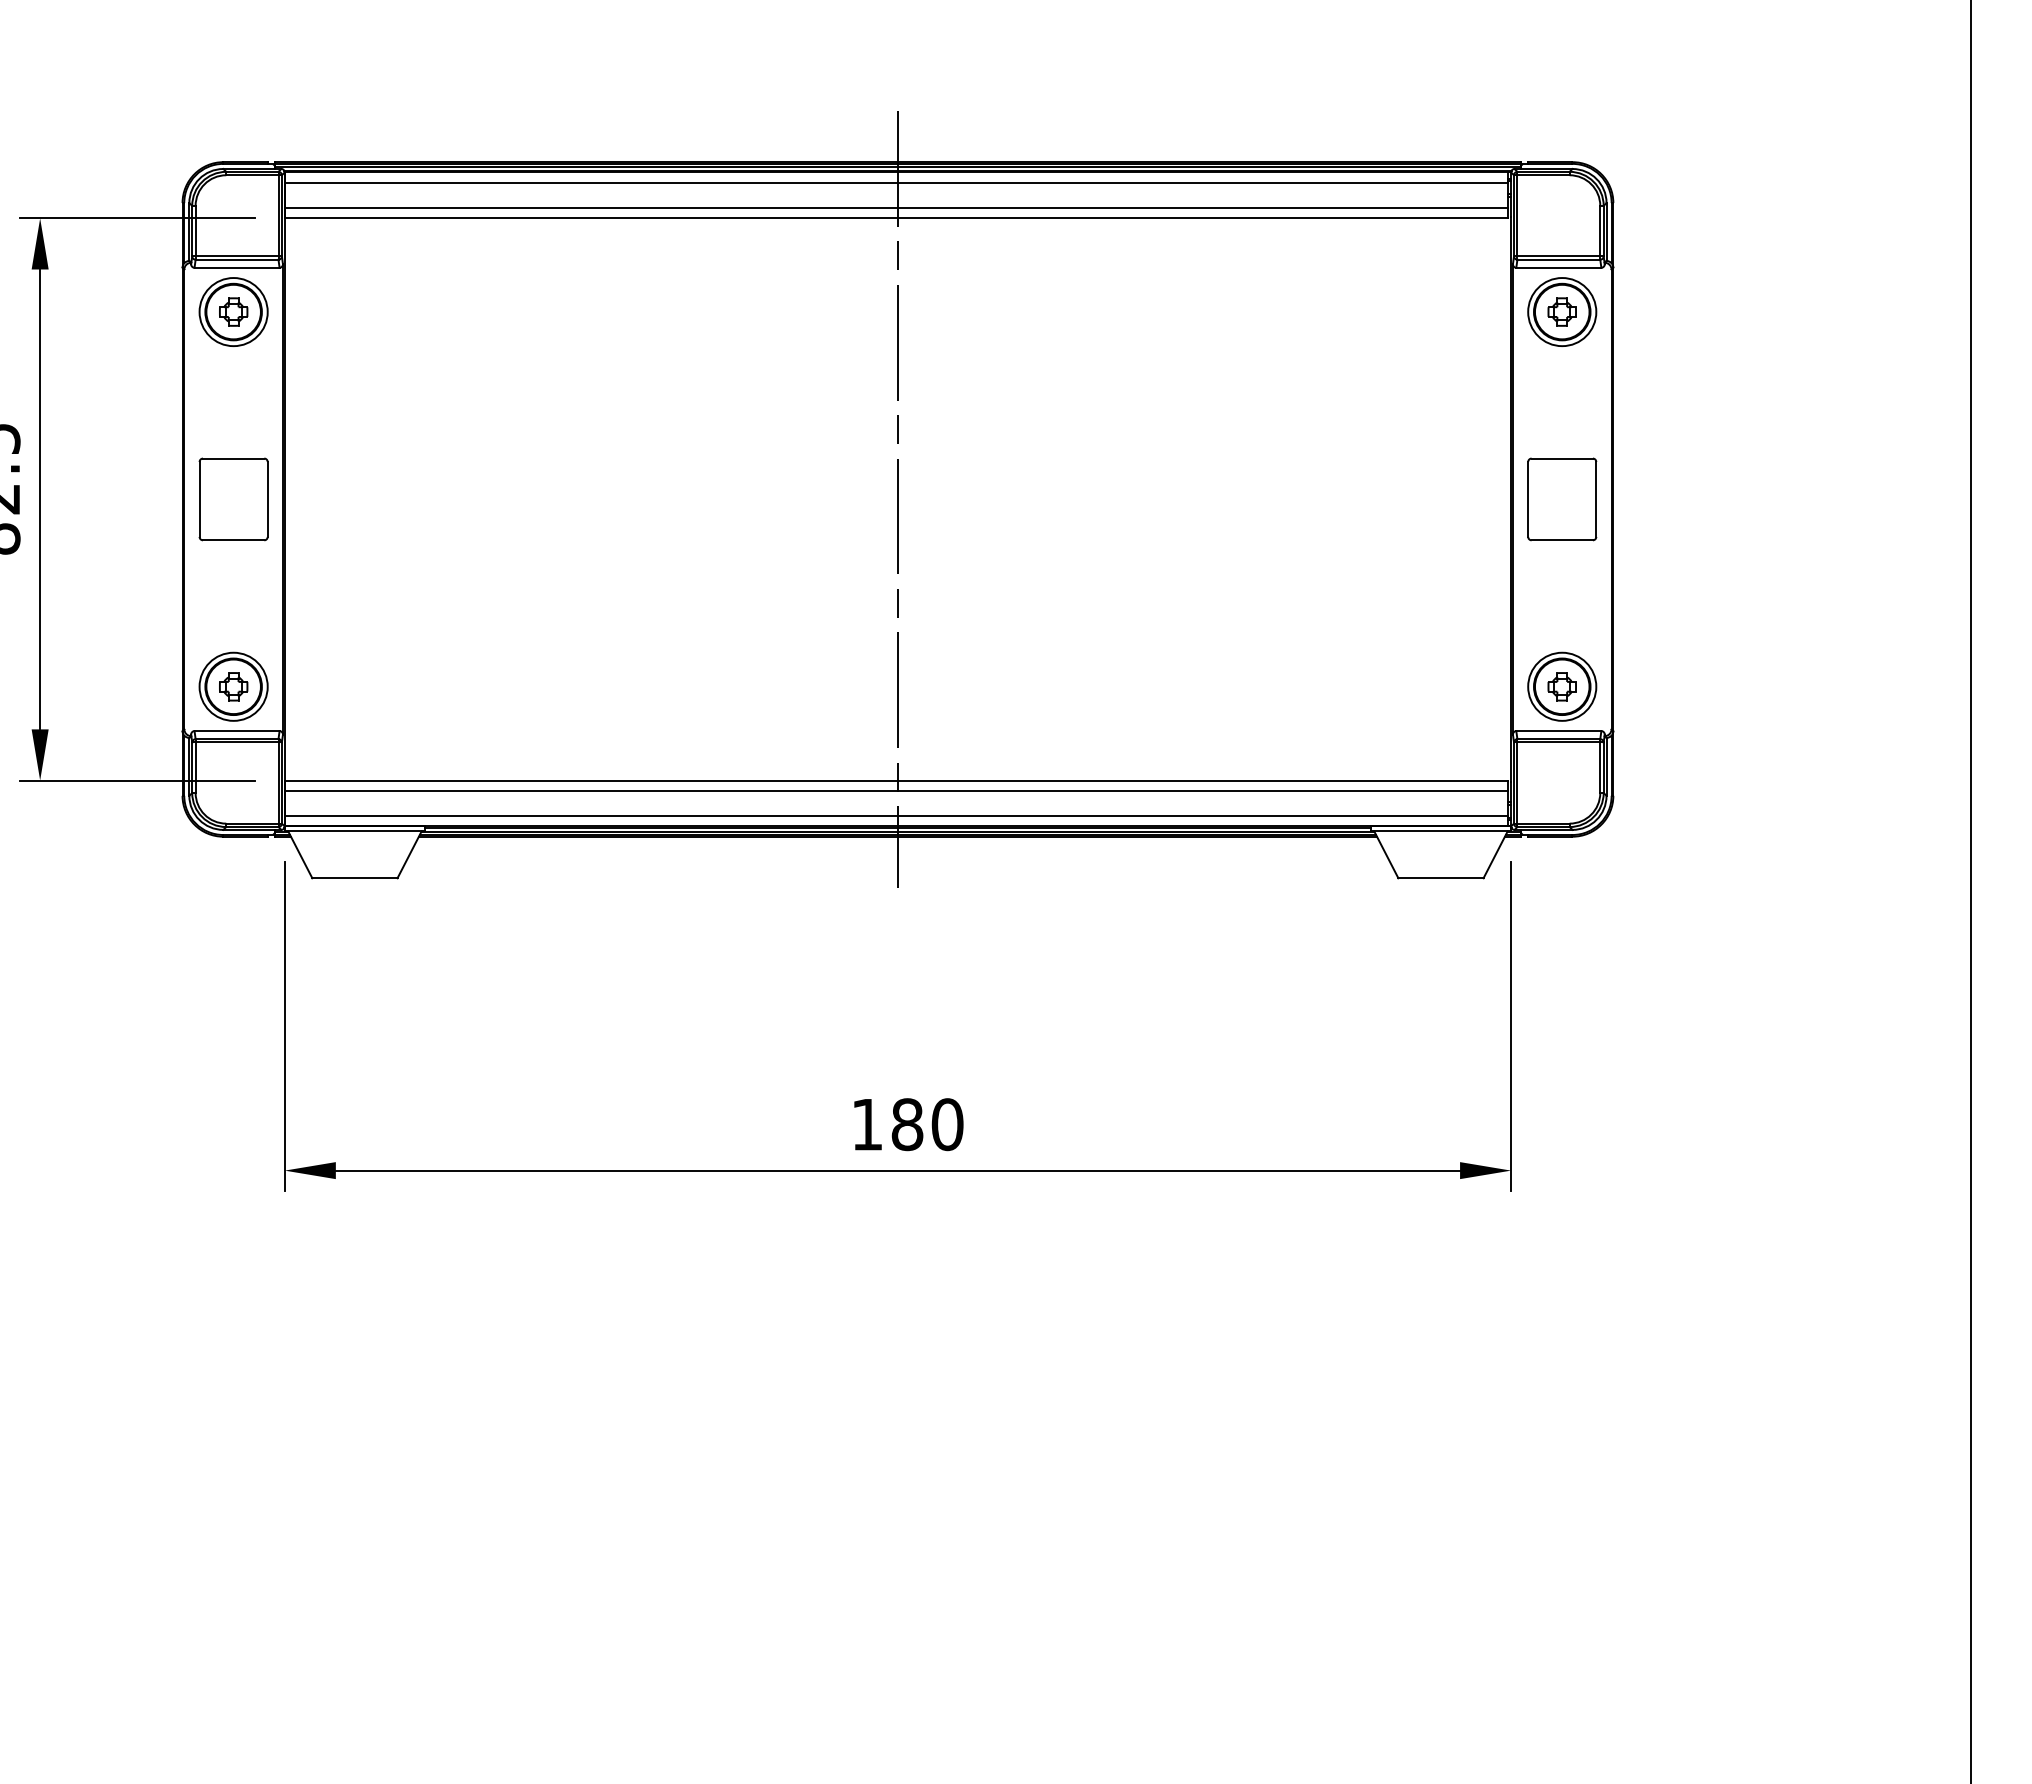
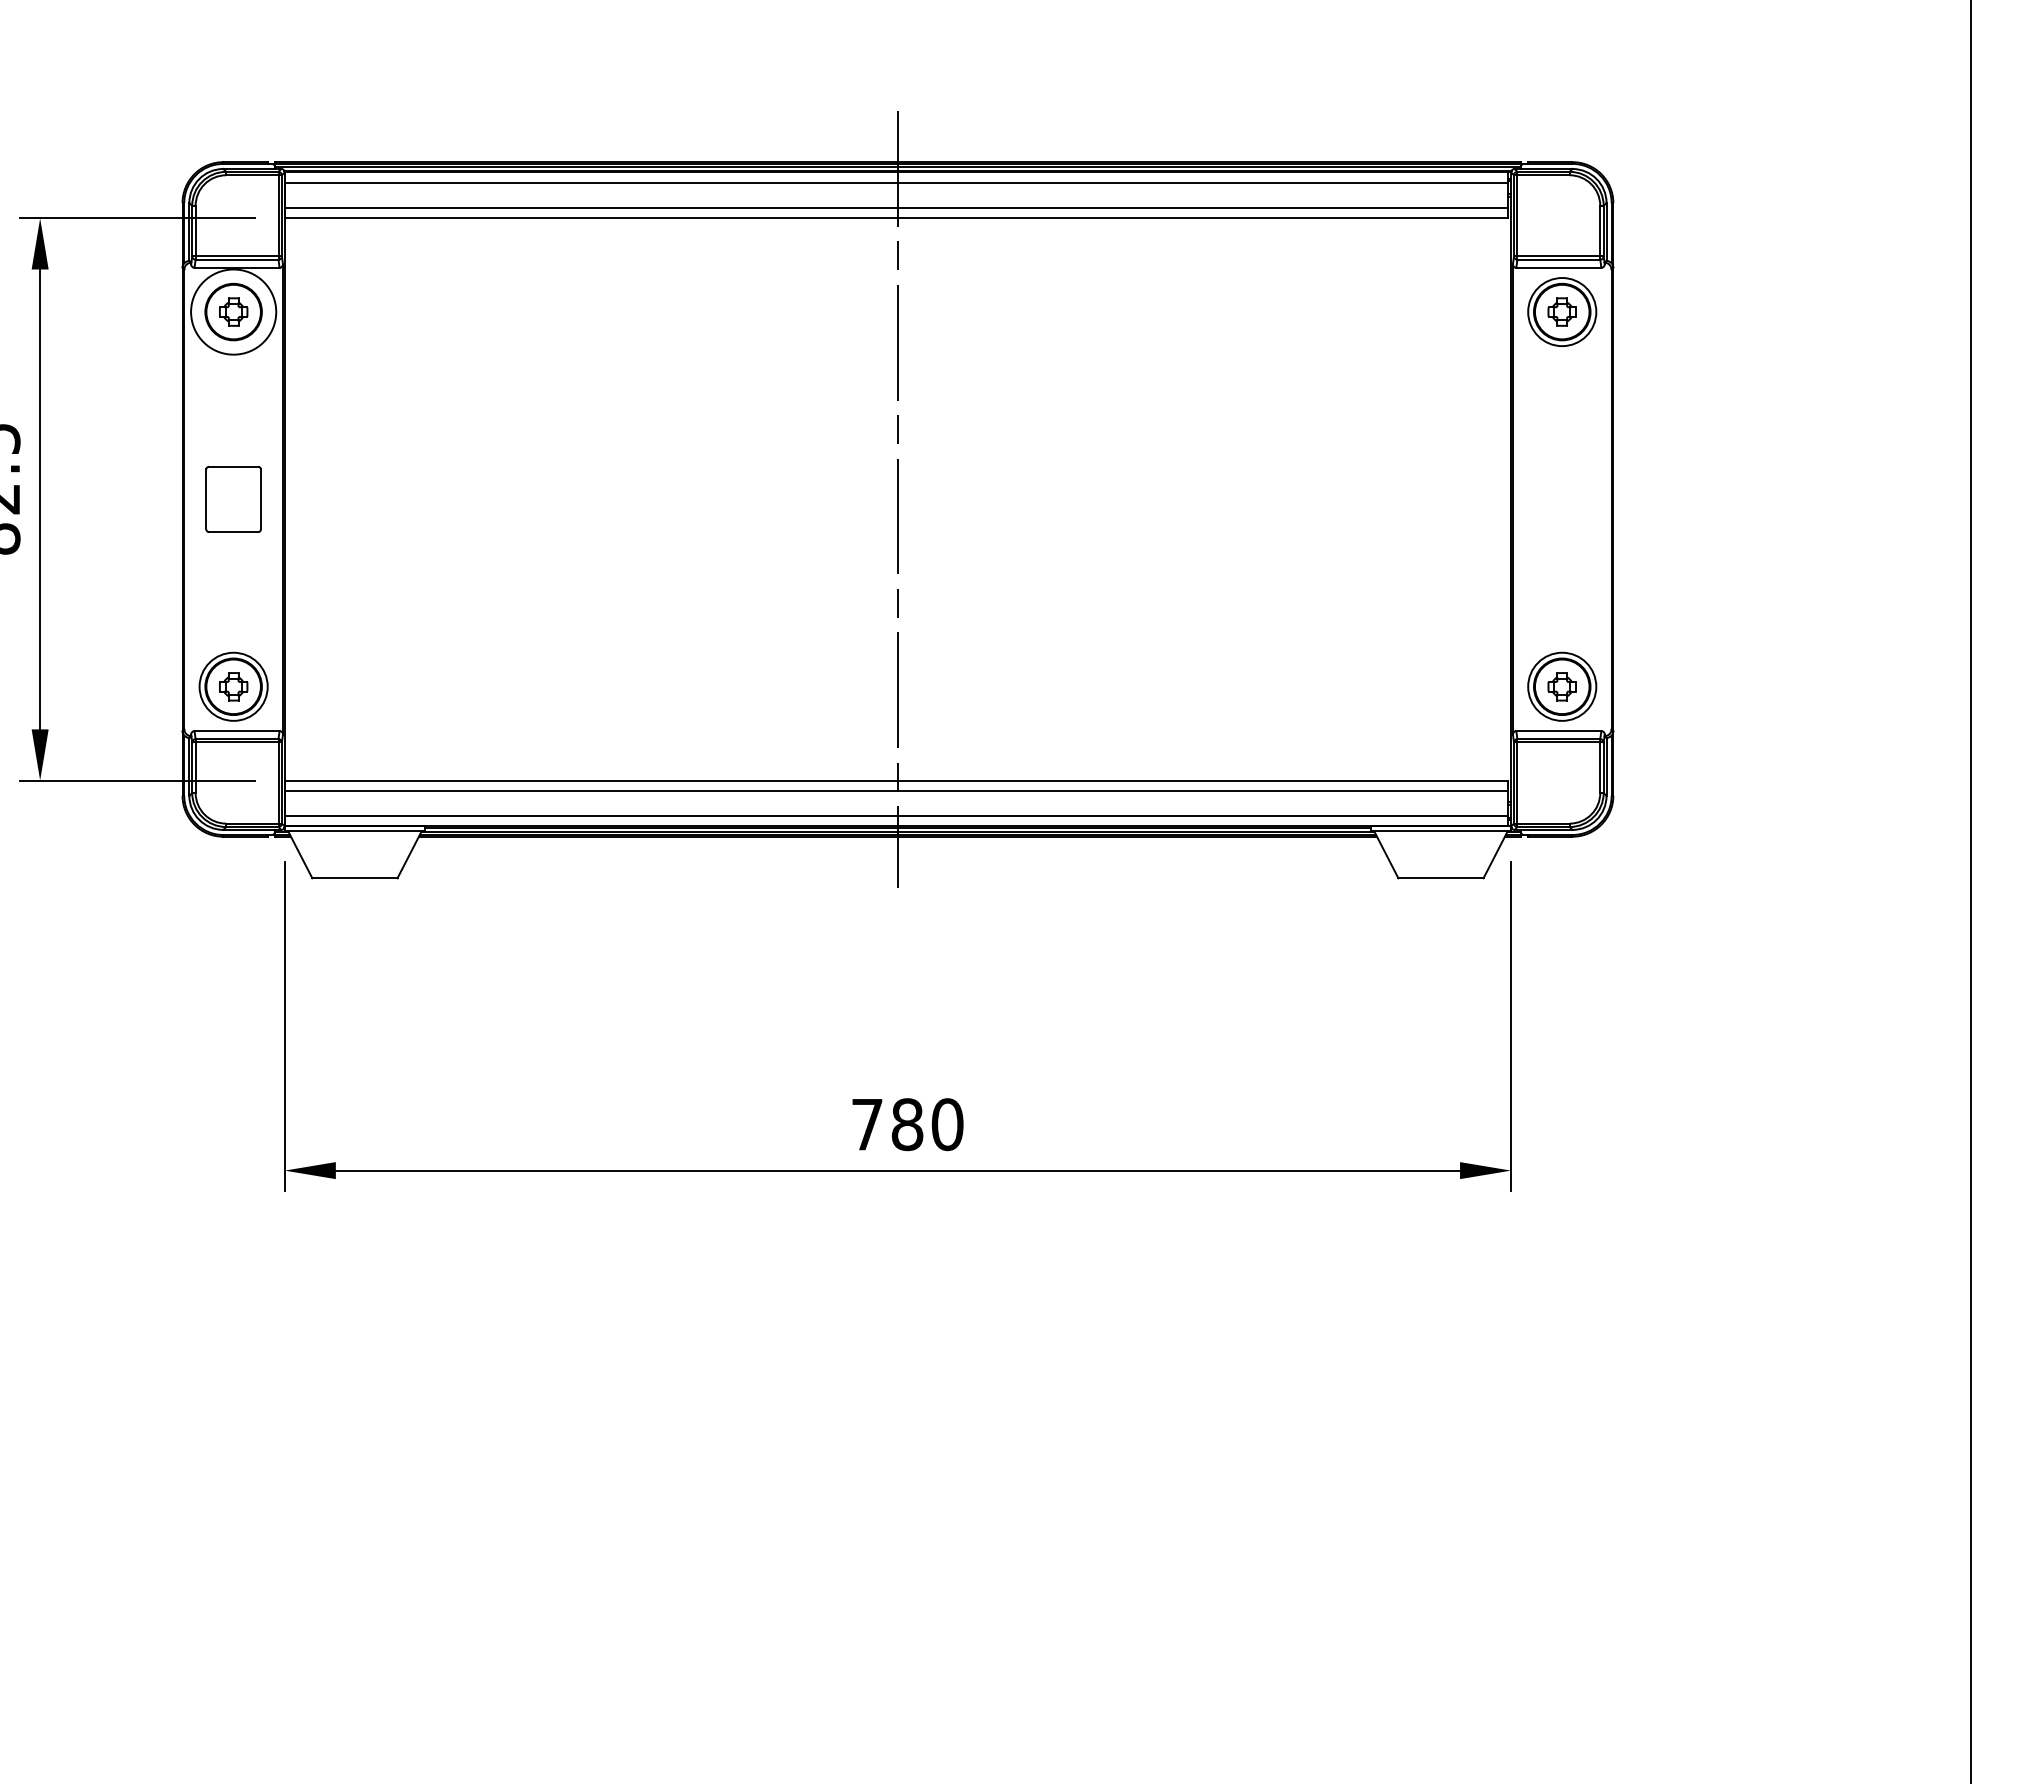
circle diameter: 68 px -> 85 px (233, 311)
part size: 71x85 px -> 57x68 px (233, 498)
part: present -> none (1562, 499)
text: 180 -> 780 (867, 1124)
